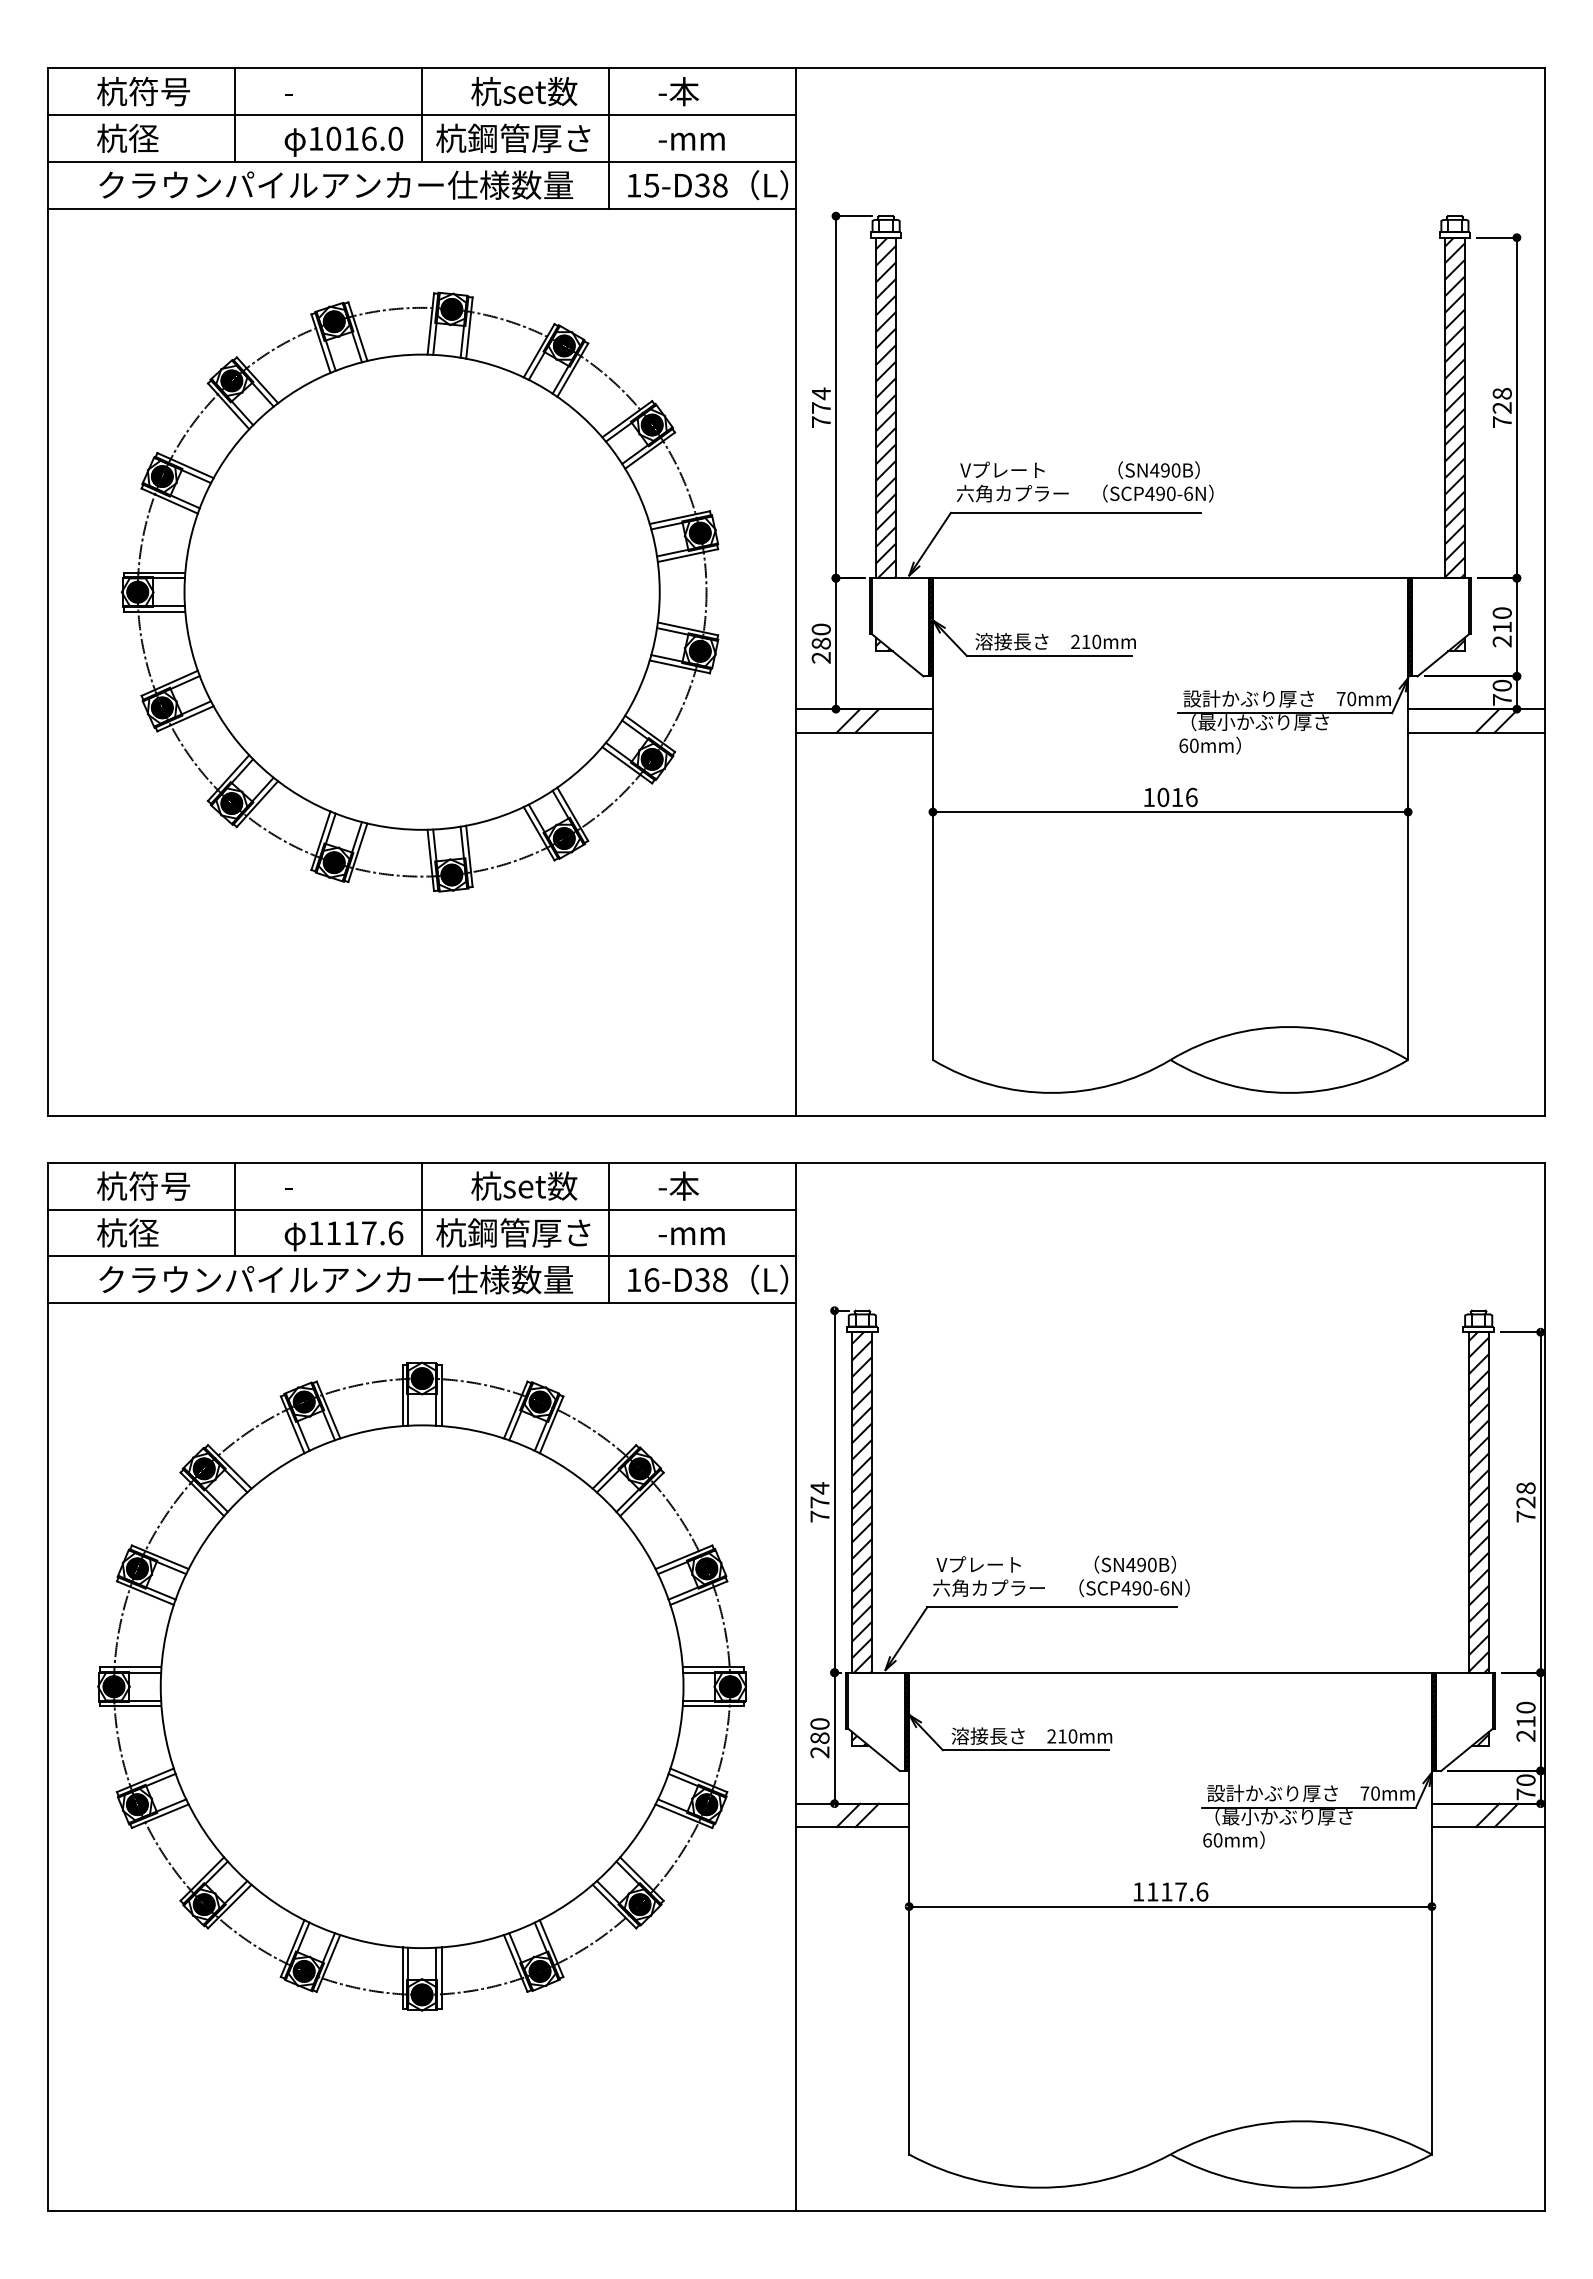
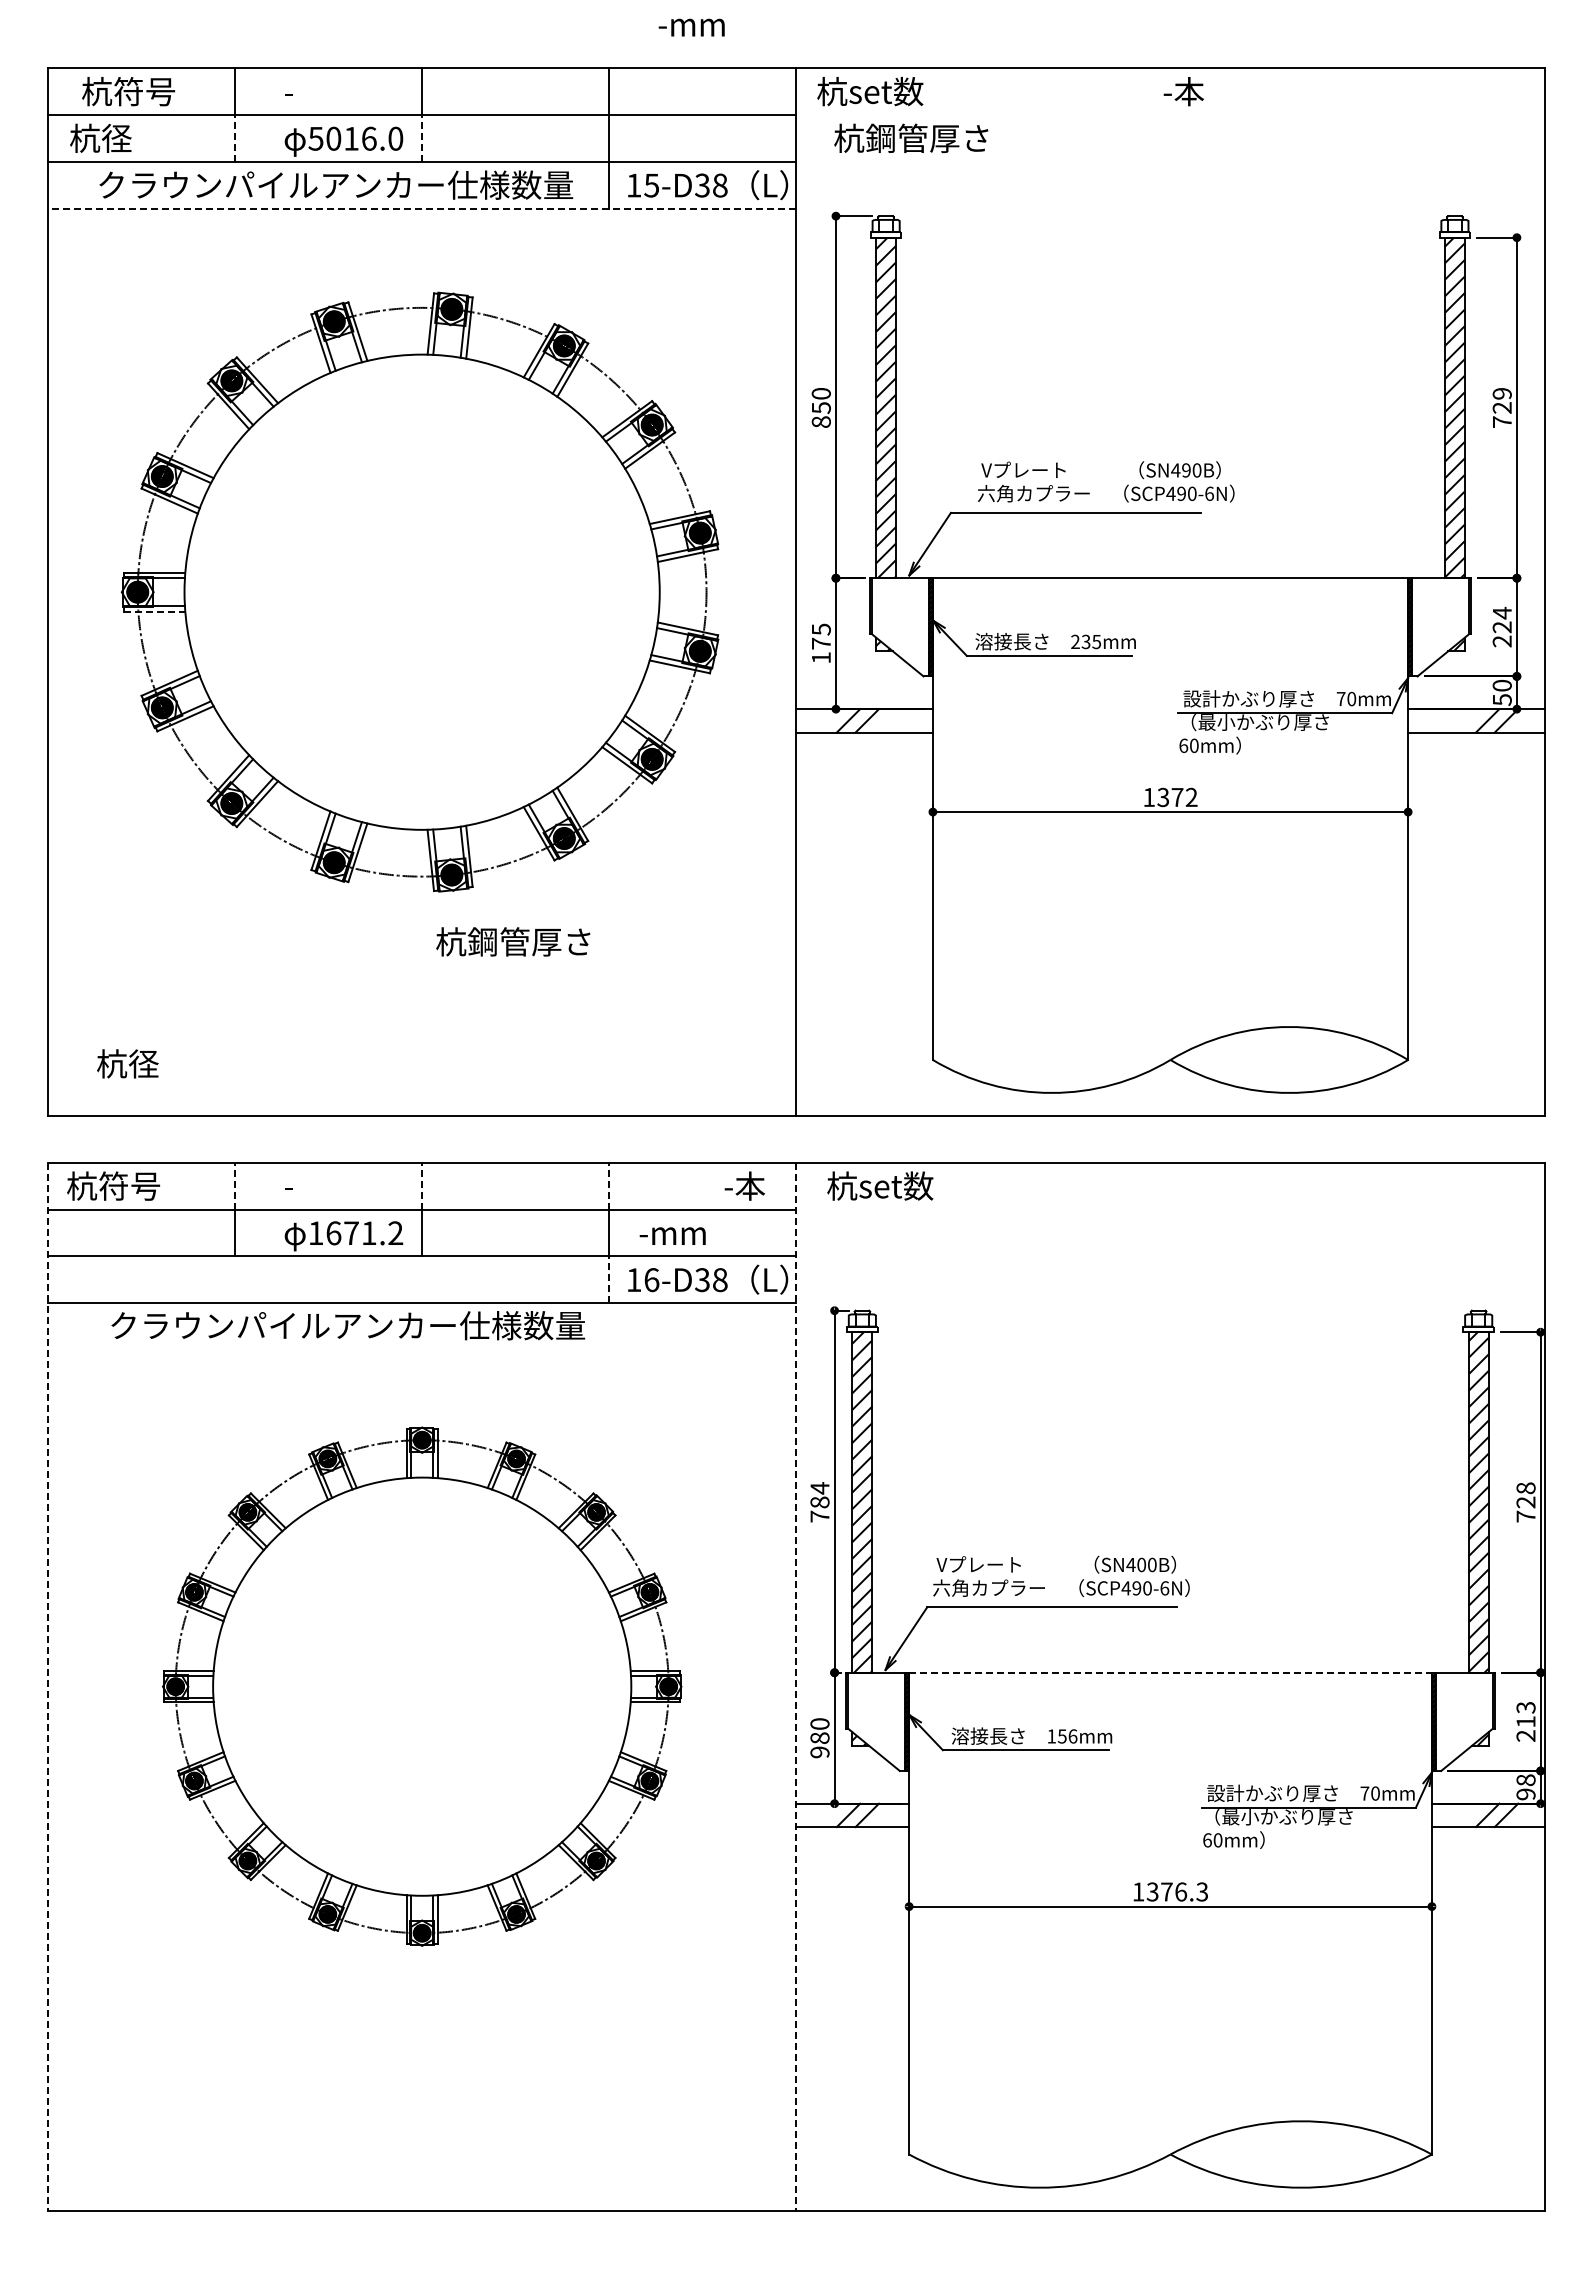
text position: (143, 91) -> (128, 91) (128, 91)
text position: (524, 91) -> (870, 91) (870, 91)
text position: (678, 91) -> (1183, 91) (1183, 91)
text position: (127, 137) -> (100, 137) (100, 137)
text position: (513, 137) -> (911, 137) (911, 137)
line: solid -> dashed (235, 138)
text: 1016.0 -> 5016.0 (315, 138)
line: solid -> dashed (422, 138)
text position: (691, 141) -> (691, 27) (691, 27)
line: solid -> dashed (421, 208)
text: 728 -> 729 (1501, 393)
text: 774 -> 850 (820, 407)
text position: (1085, 481) -> (1106, 481) (1106, 481)
line: solid -> dashed (154, 611)
text: 210 -> 224 (1501, 619)
text: 210mm -> 235mm (1091, 641)
text: 280 -> 175 (820, 643)
text: 70 -> 50 (1502, 699)
text: 1016 -> 1372 (1177, 797)
text position: (143, 1185) -> (113, 1185) (113, 1185)
line: solid -> dashed (235, 1185)
line: solid -> dashed (422, 1185)
text position: (524, 1185) -> (880, 1185) (880, 1185)
line: solid -> dashed (609, 1185)
text position: (678, 1185) -> (744, 1185) (744, 1185)
text position: (127, 1232) -> (127, 1063) (127, 1063)
text position: (513, 1232) -> (513, 941) (513, 941)
text: 1117.6 -> 1671.2 (364, 1233)
text position: (691, 1235) -> (672, 1235) (672, 1235)
text position: (336, 1279) -> (348, 1325) (348, 1325)
line: solid -> dashed (609, 1279)
text: 774 -> 784 (819, 1502)
text: SN490B -> SN400B (1141, 1565)
line: solid -> dashed (1171, 1672)
line: solid -> dashed (47, 1686)
part size: 651x651 px -> 521x521 px (422, 1686)
line: solid -> dashed (796, 1686)
text: 210 -> 213 (1525, 1707)
text: 210mm -> 156mm (1062, 1736)
text: 280 -> 980 (819, 1752)
text: 70 -> 98 (1525, 1787)
text: 1117.6 -> 1376.3 (1177, 1891)
